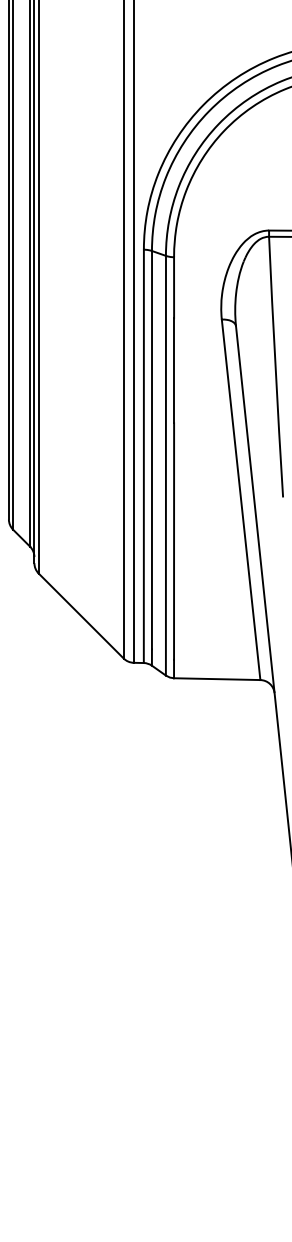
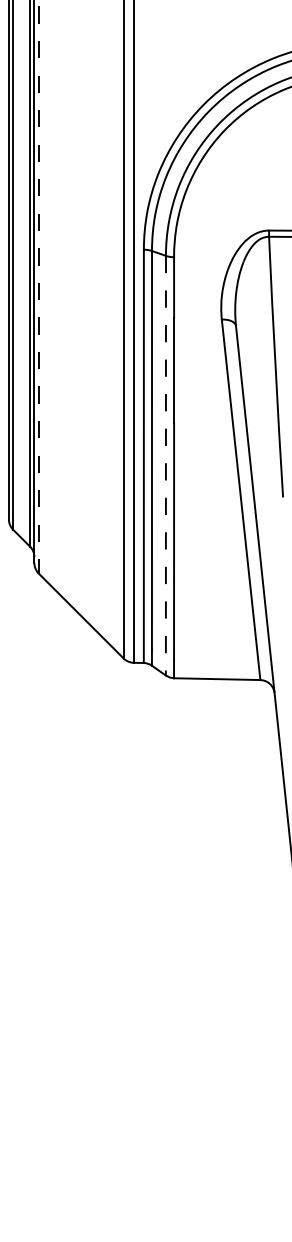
line: solid -> dashed (38, 287)
line: solid -> dashed (165, 465)
